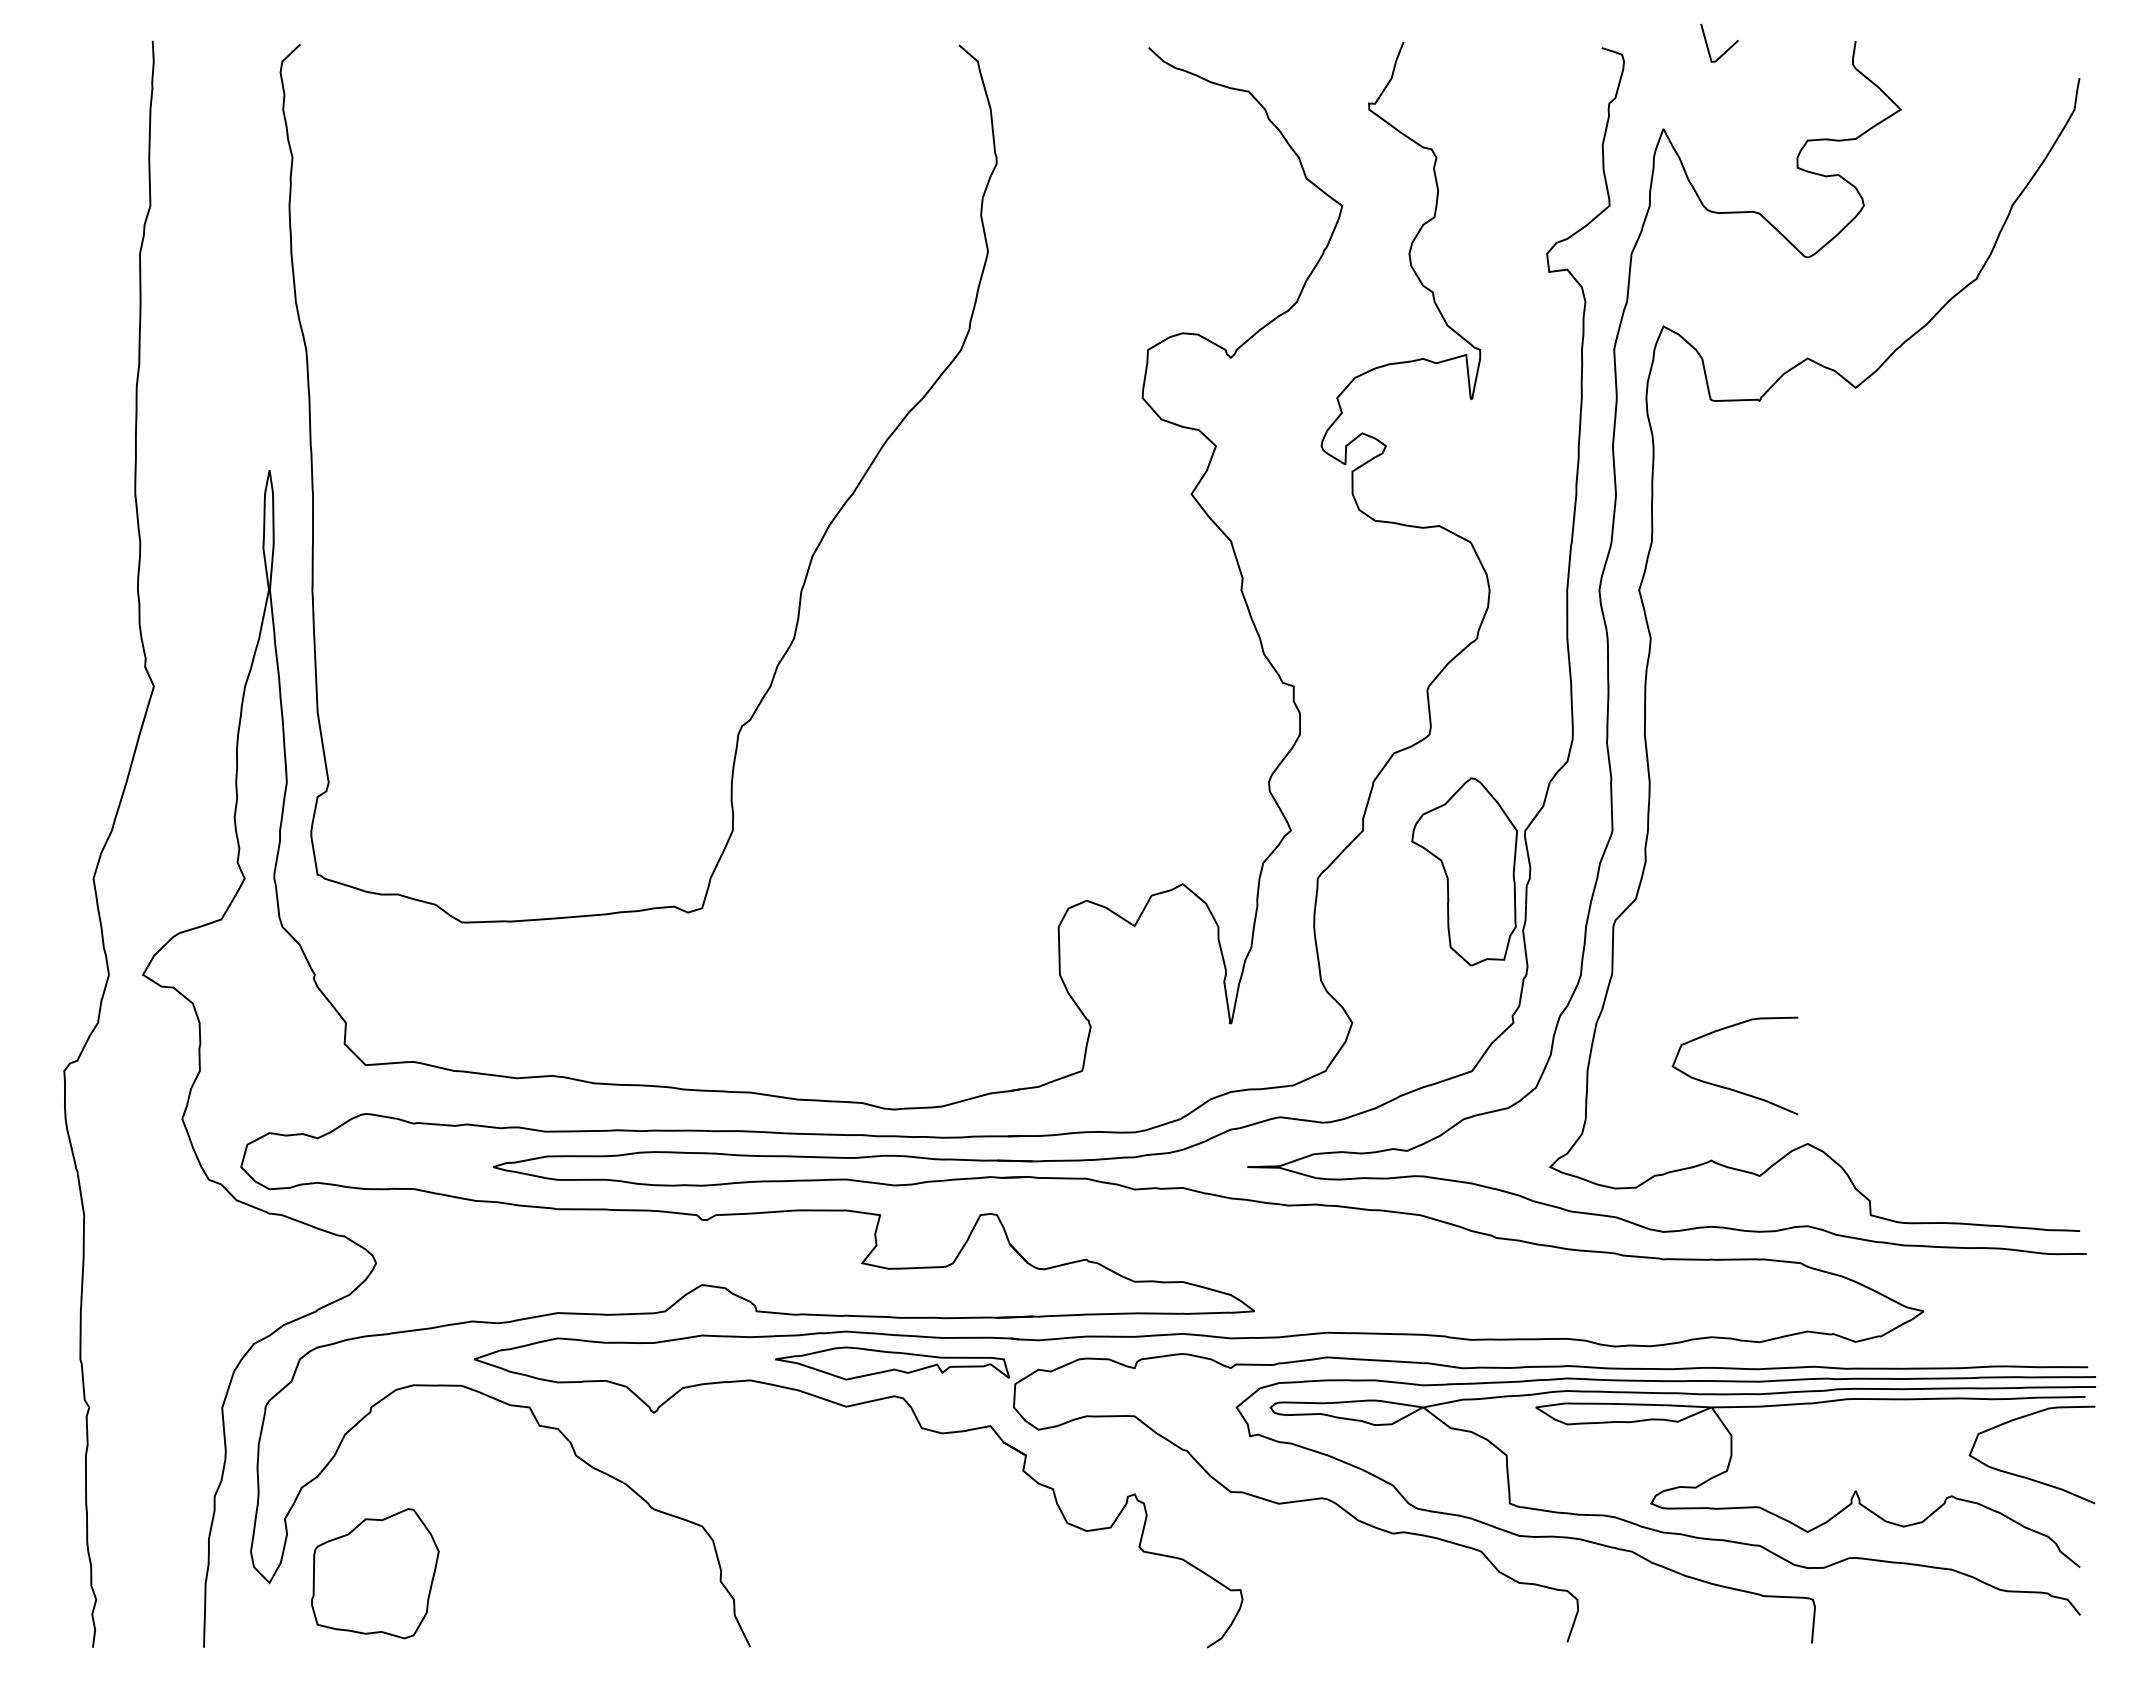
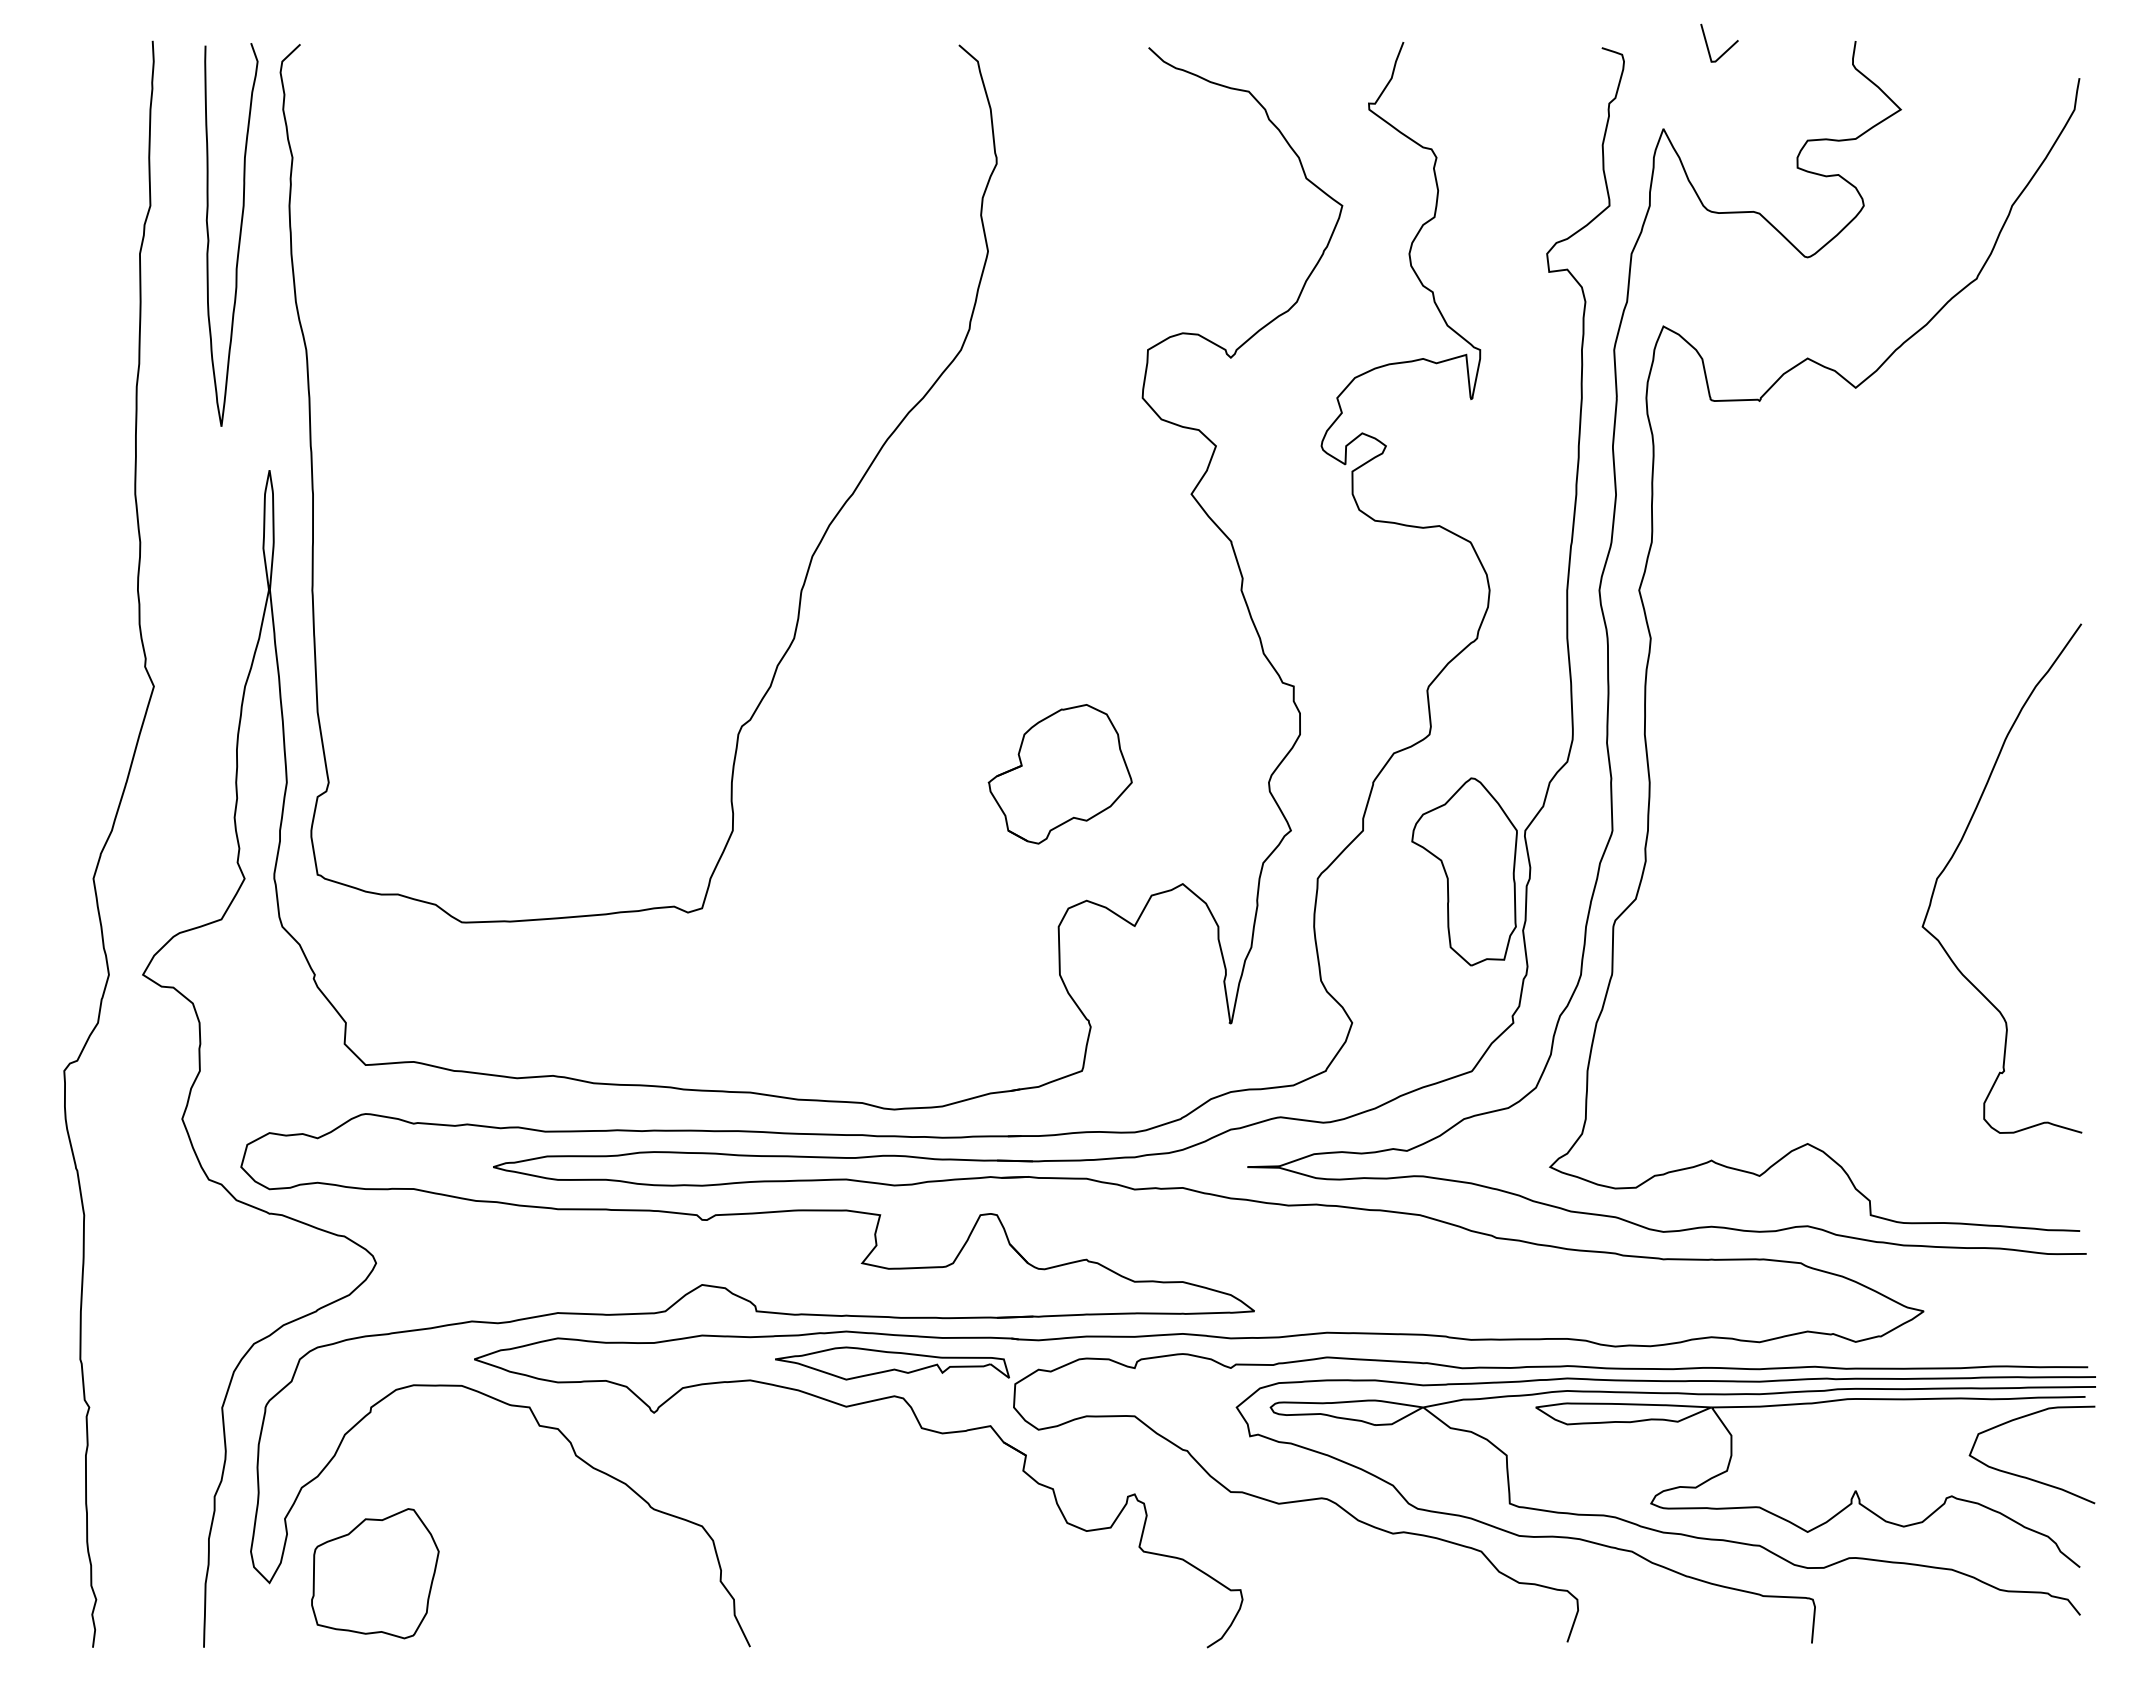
curve: none -> present (239, 234)
part: none -> present (1059, 774)
curve: none -> present (1955, 853)
curve: present -> none (1728, 1087)
